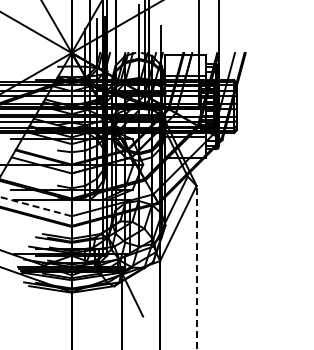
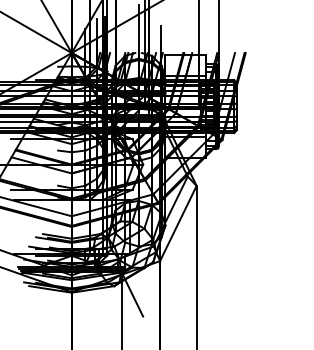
line: dashed -> solid (36, 206)
line: dashed -> solid (196, 267)
